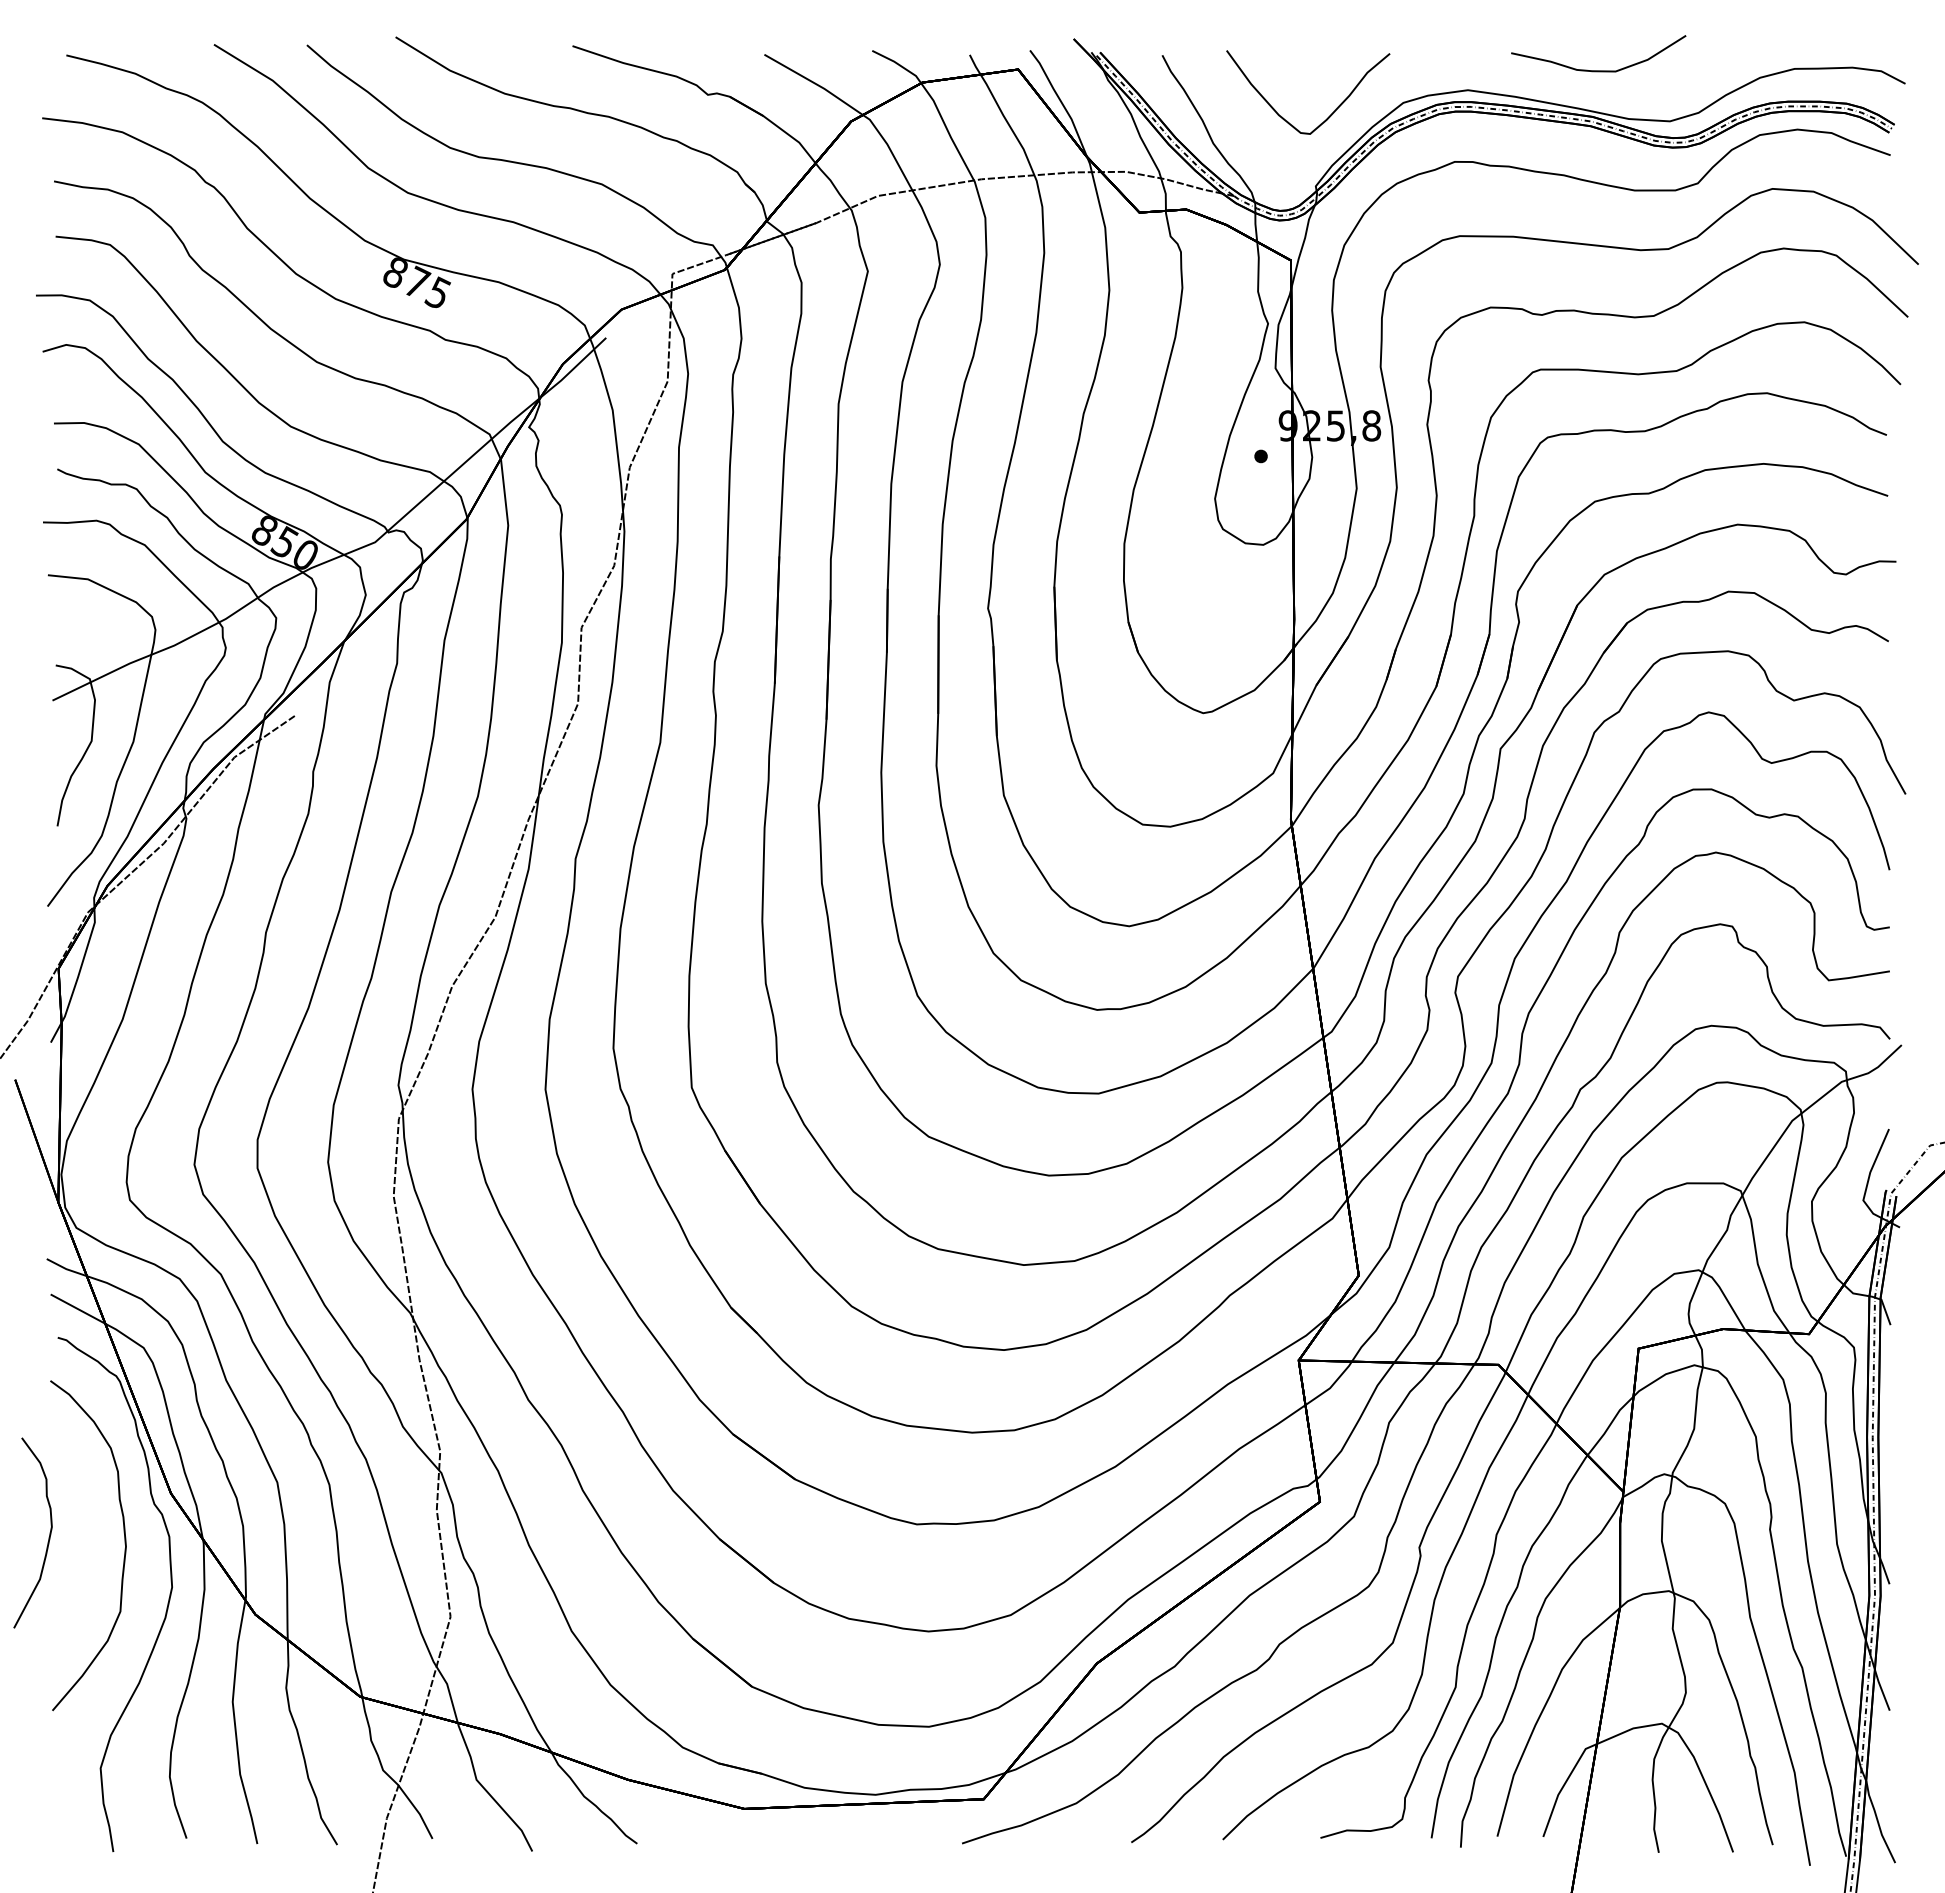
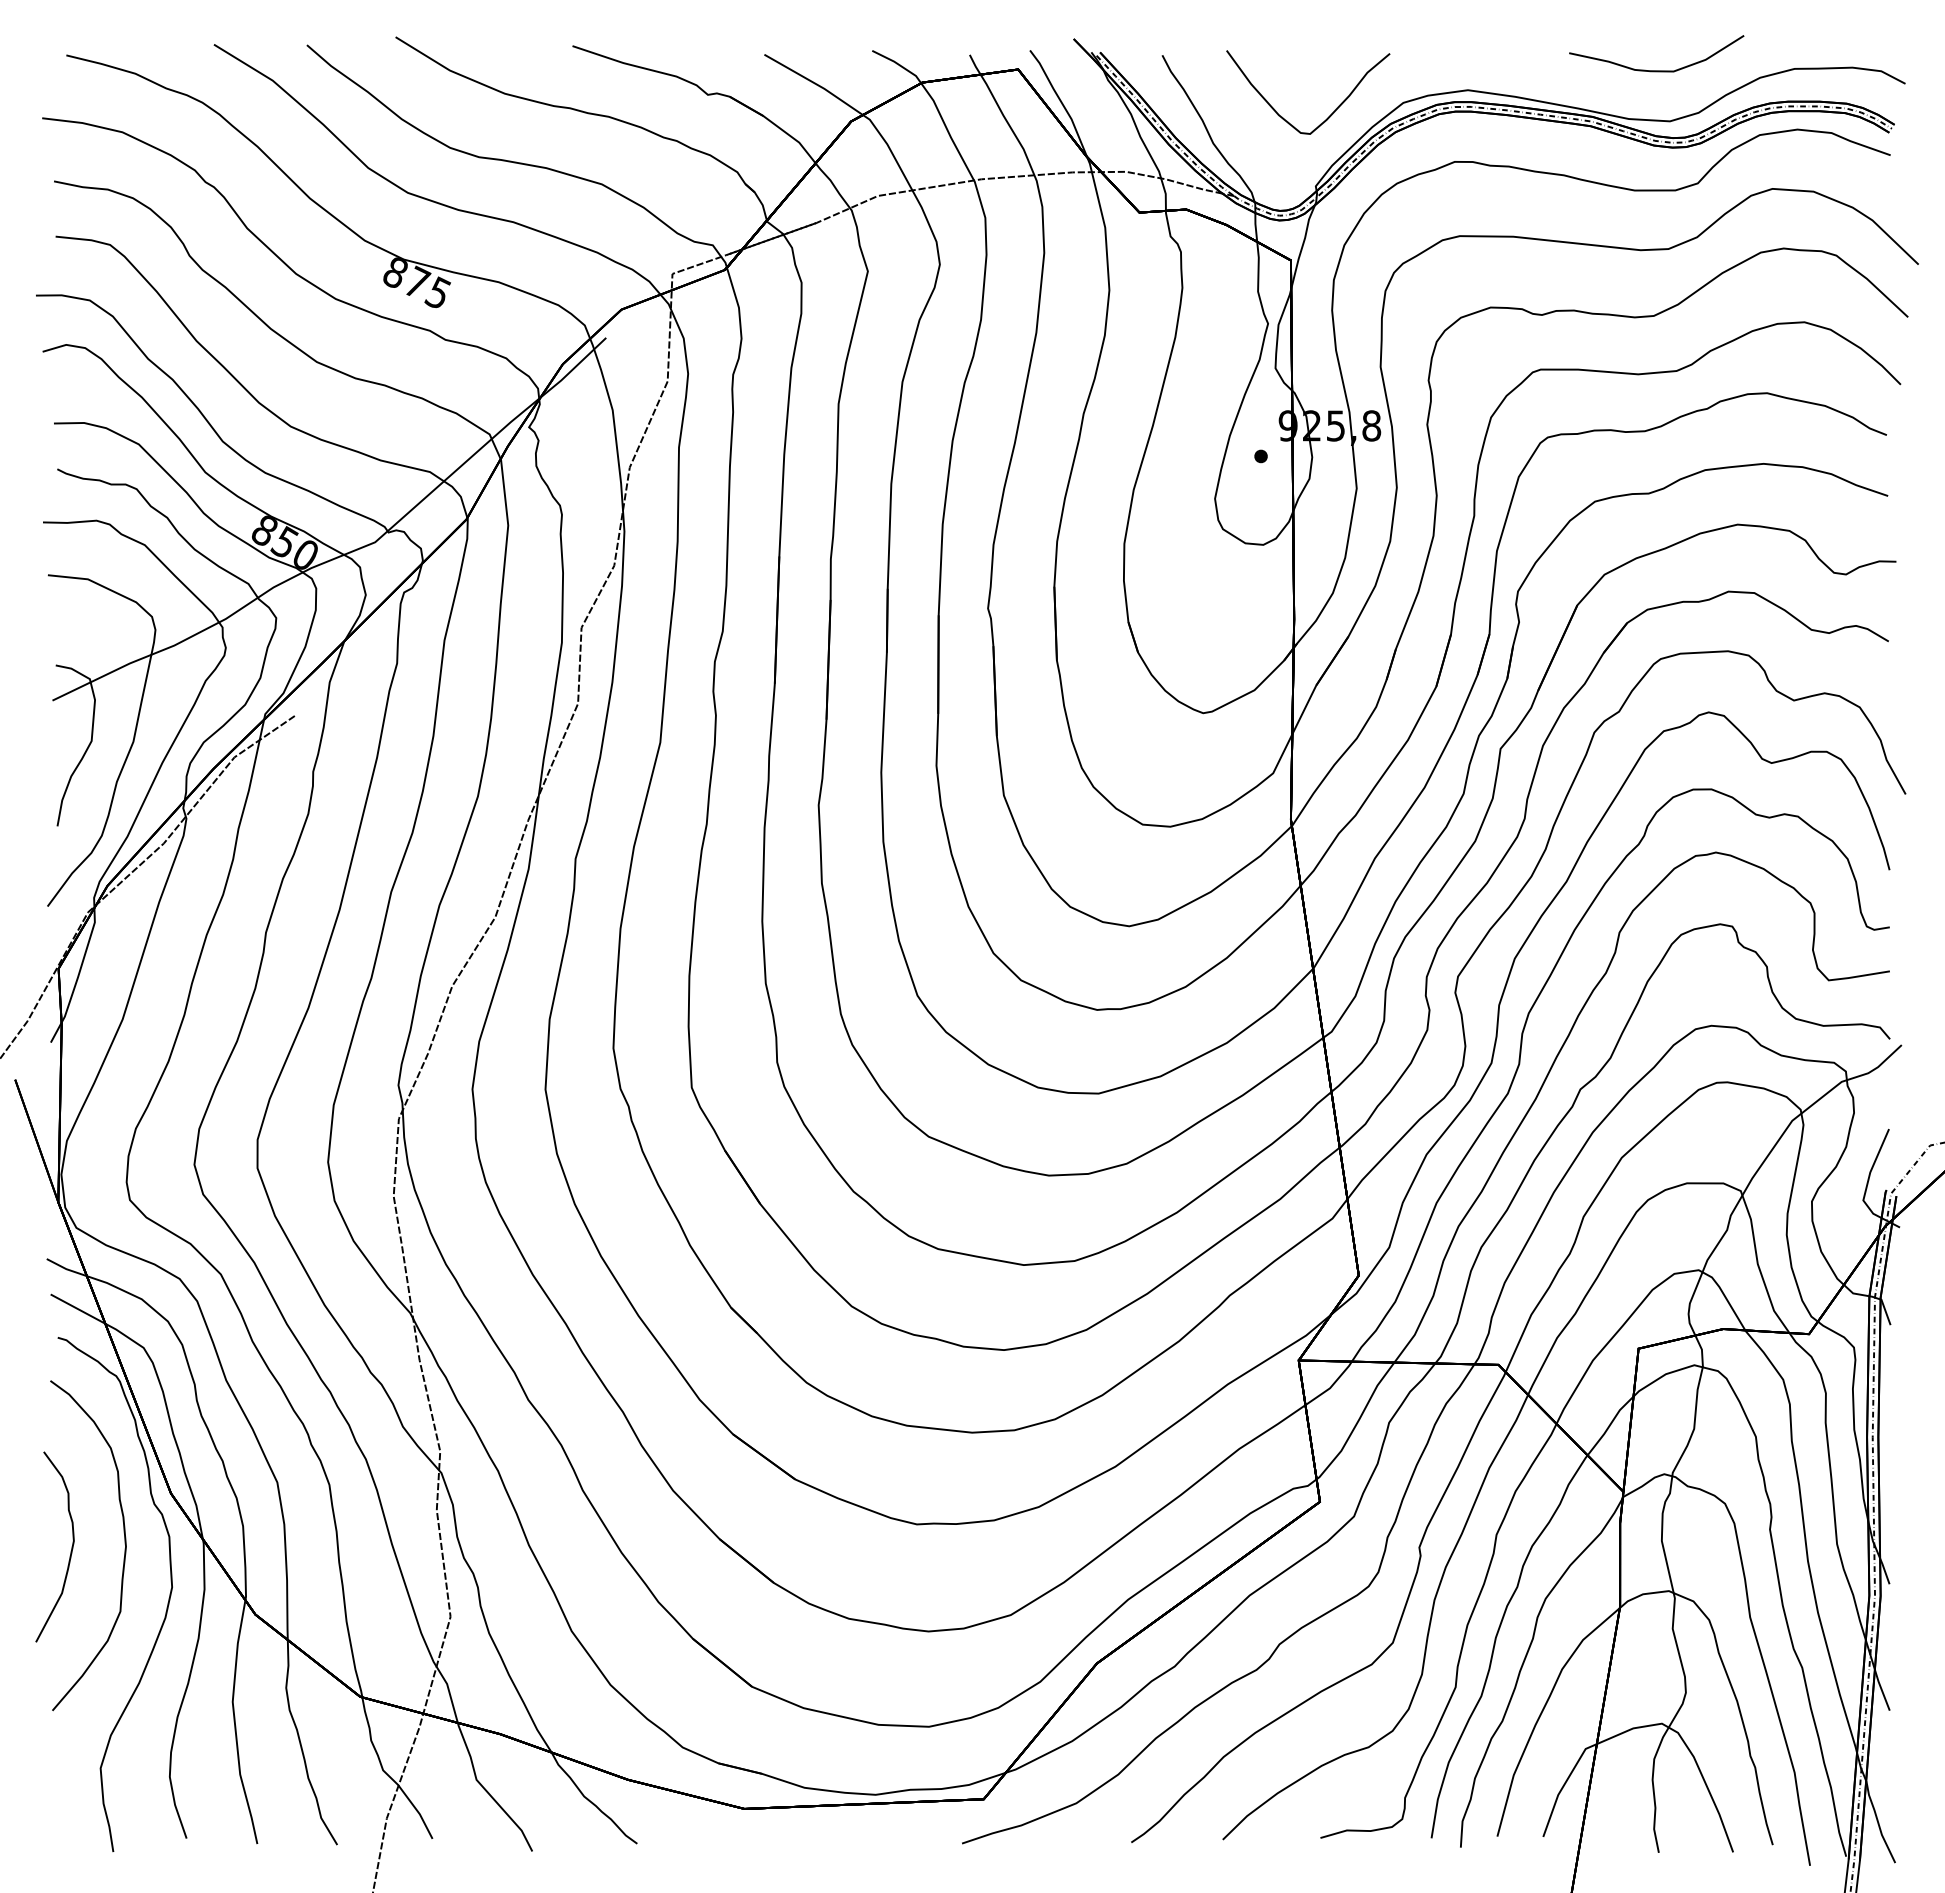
curve position: (1598, 70) -> (1656, 70) (1656, 70)
curve position: (48, 1537) -> (70, 1551) (70, 1551)
